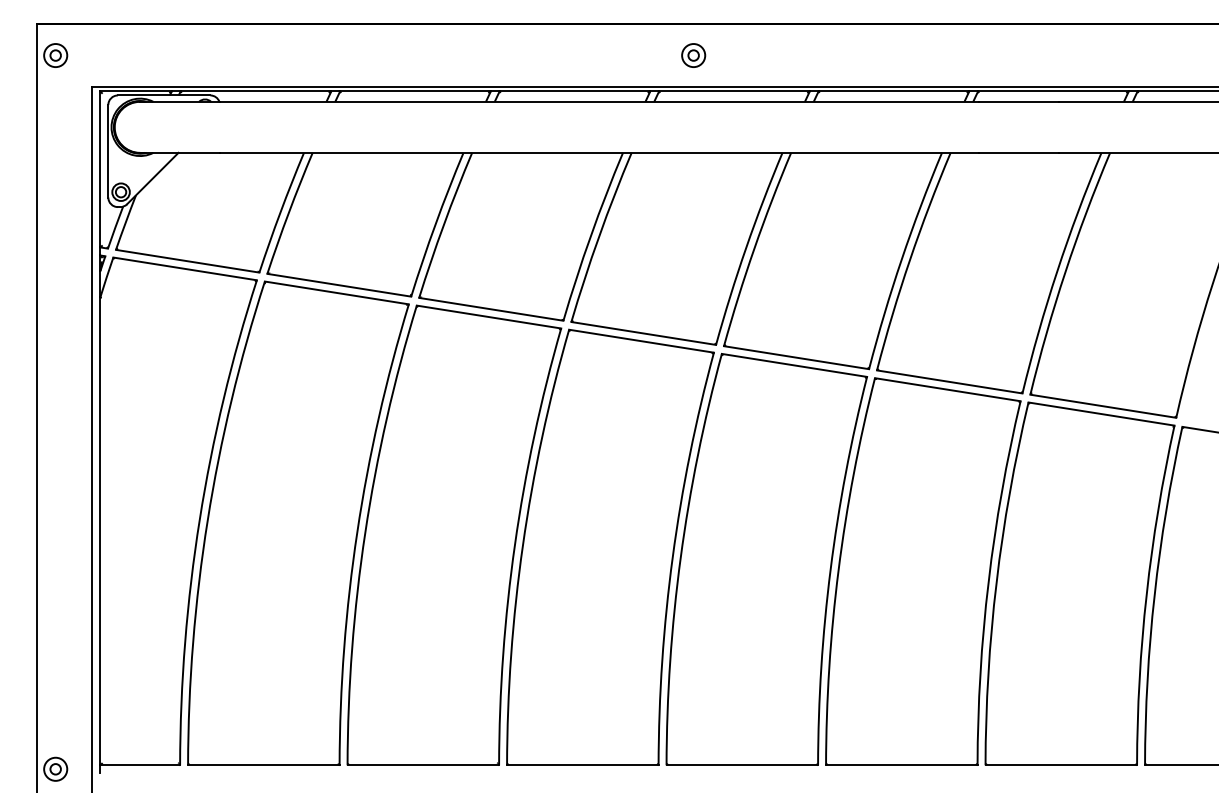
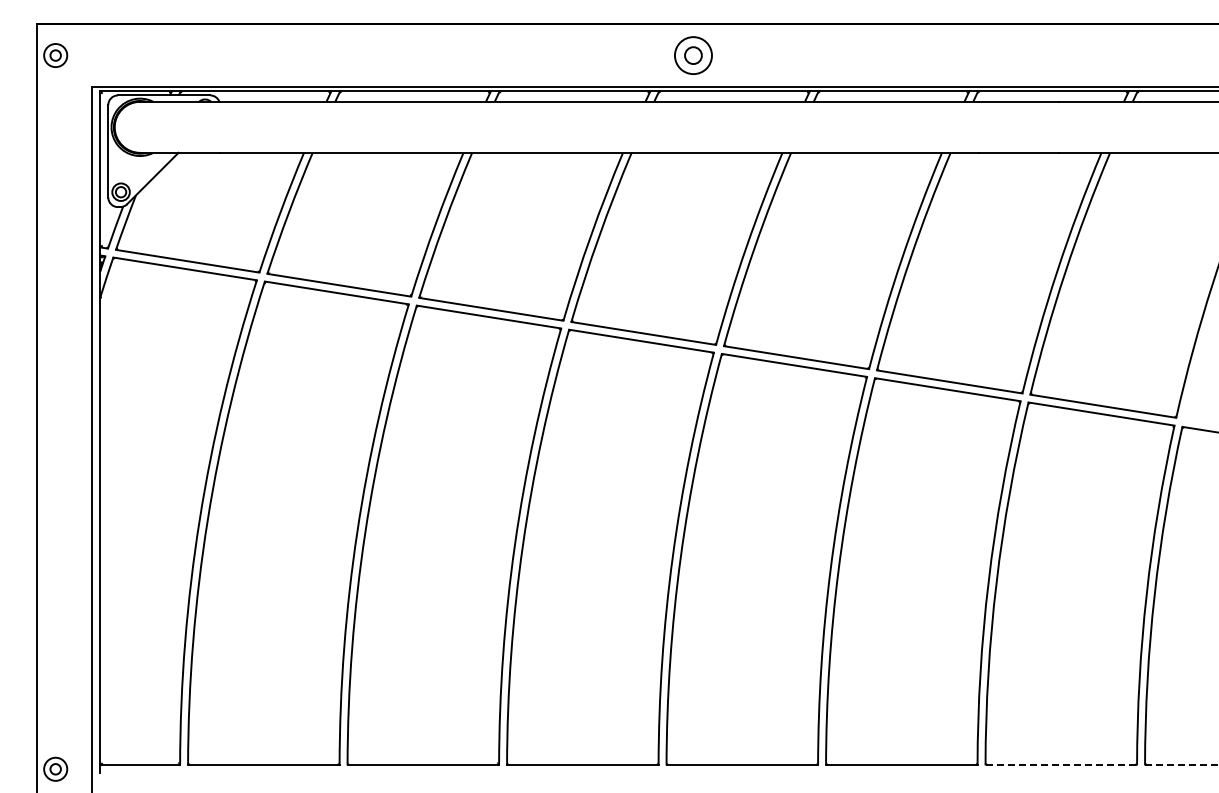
part size: 26x25 px -> 39x39 px (693, 55)
line: solid -> dashed (1061, 765)
line: solid -> dashed (1181, 765)
